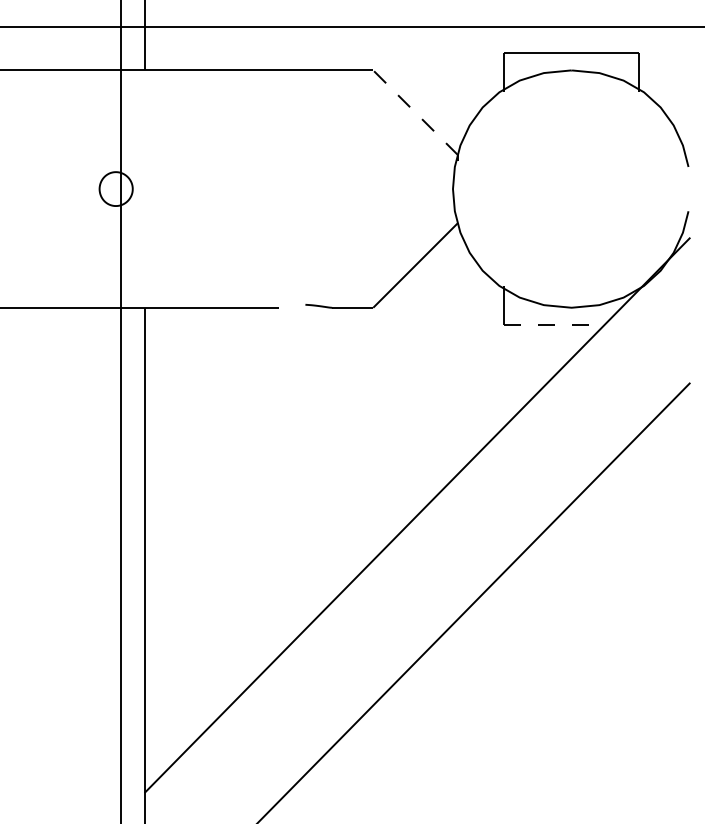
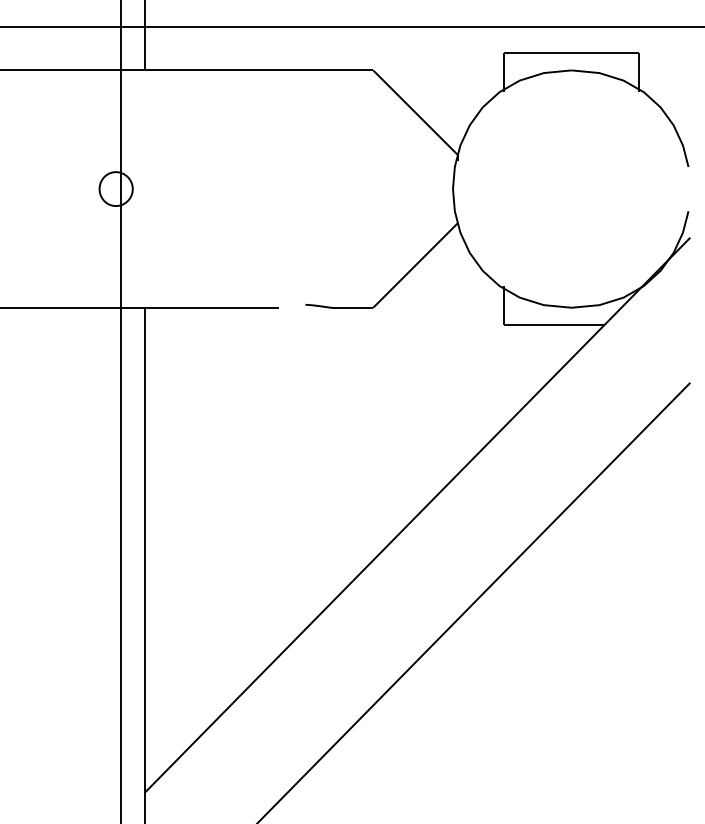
line: dashed -> solid (415, 112)
line: dashed -> solid (554, 324)
